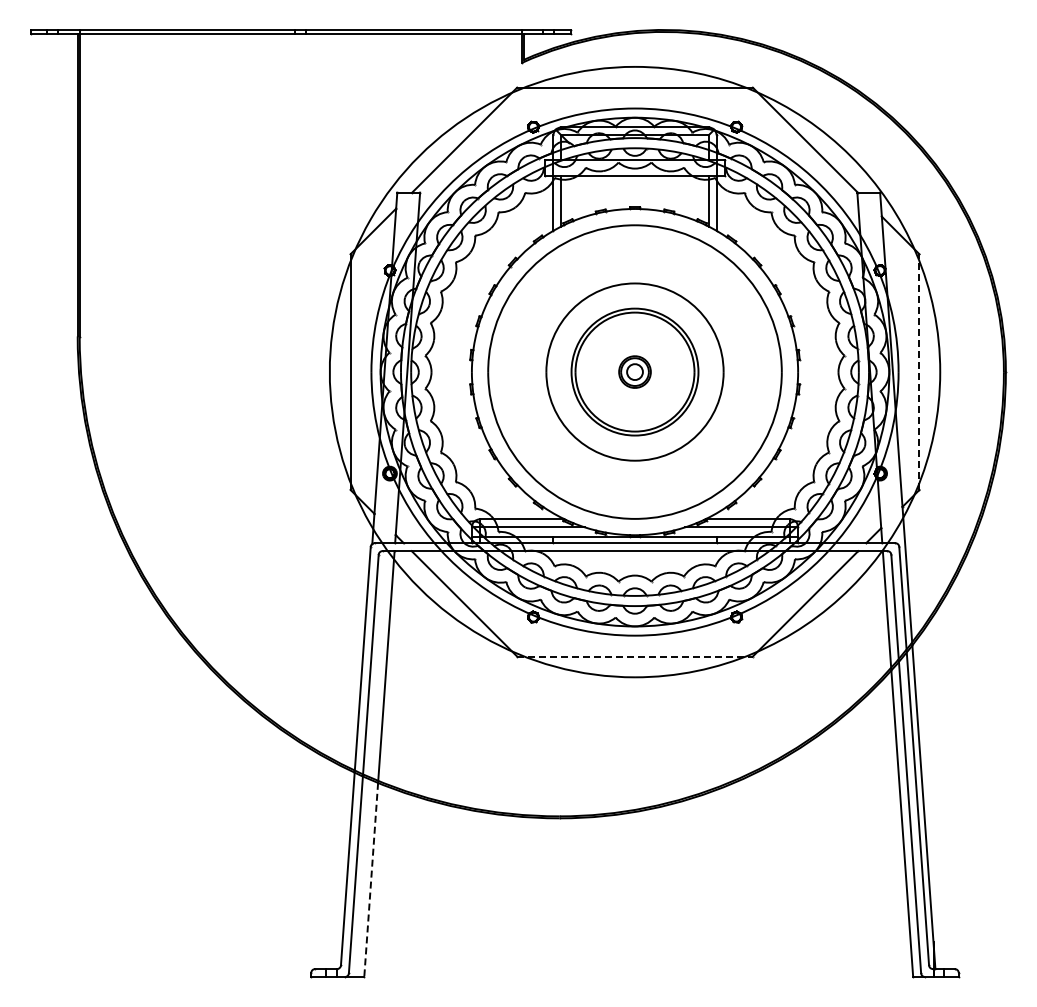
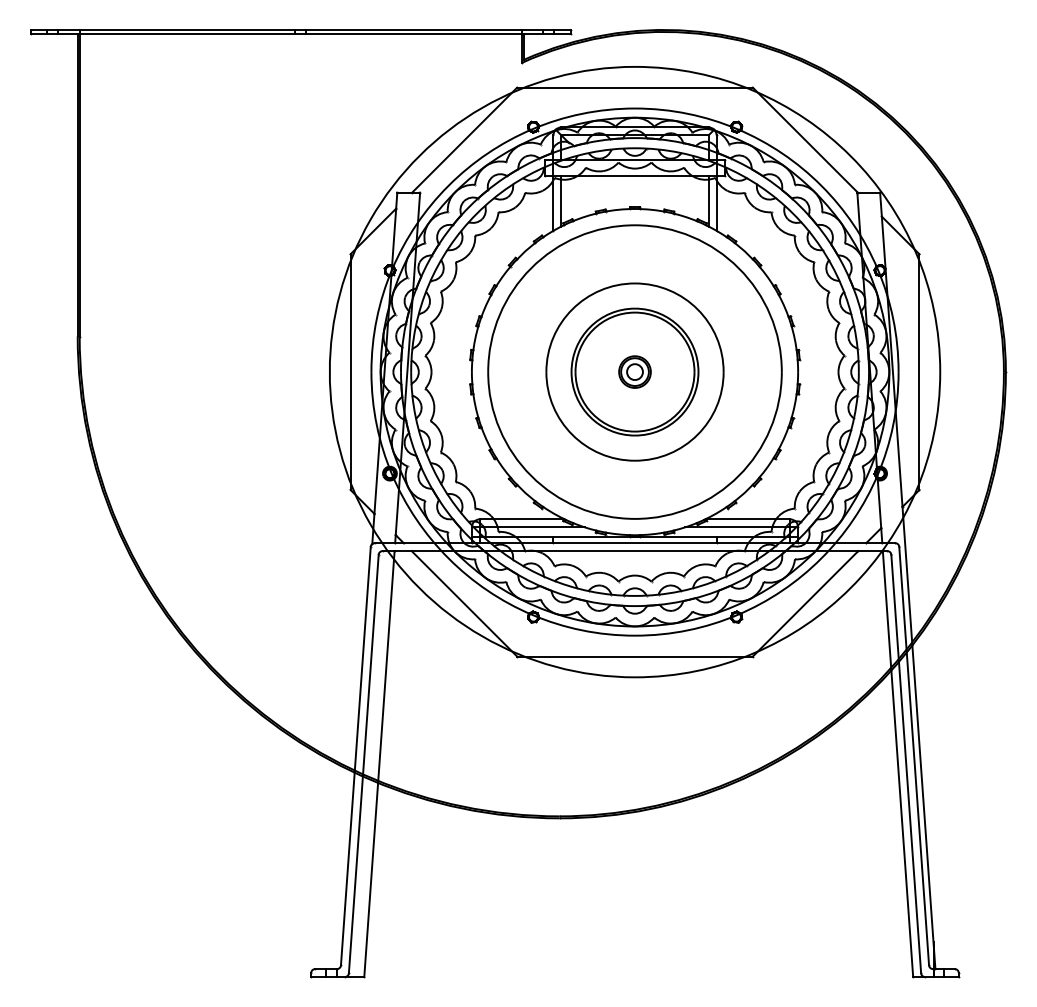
line: dashed -> solid (919, 372)
line: dashed -> solid (635, 656)
line: dashed -> solid (371, 880)
